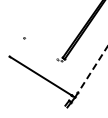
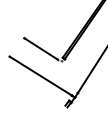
line: none -> present (40, 48)
line: dashed -> solid (91, 71)
